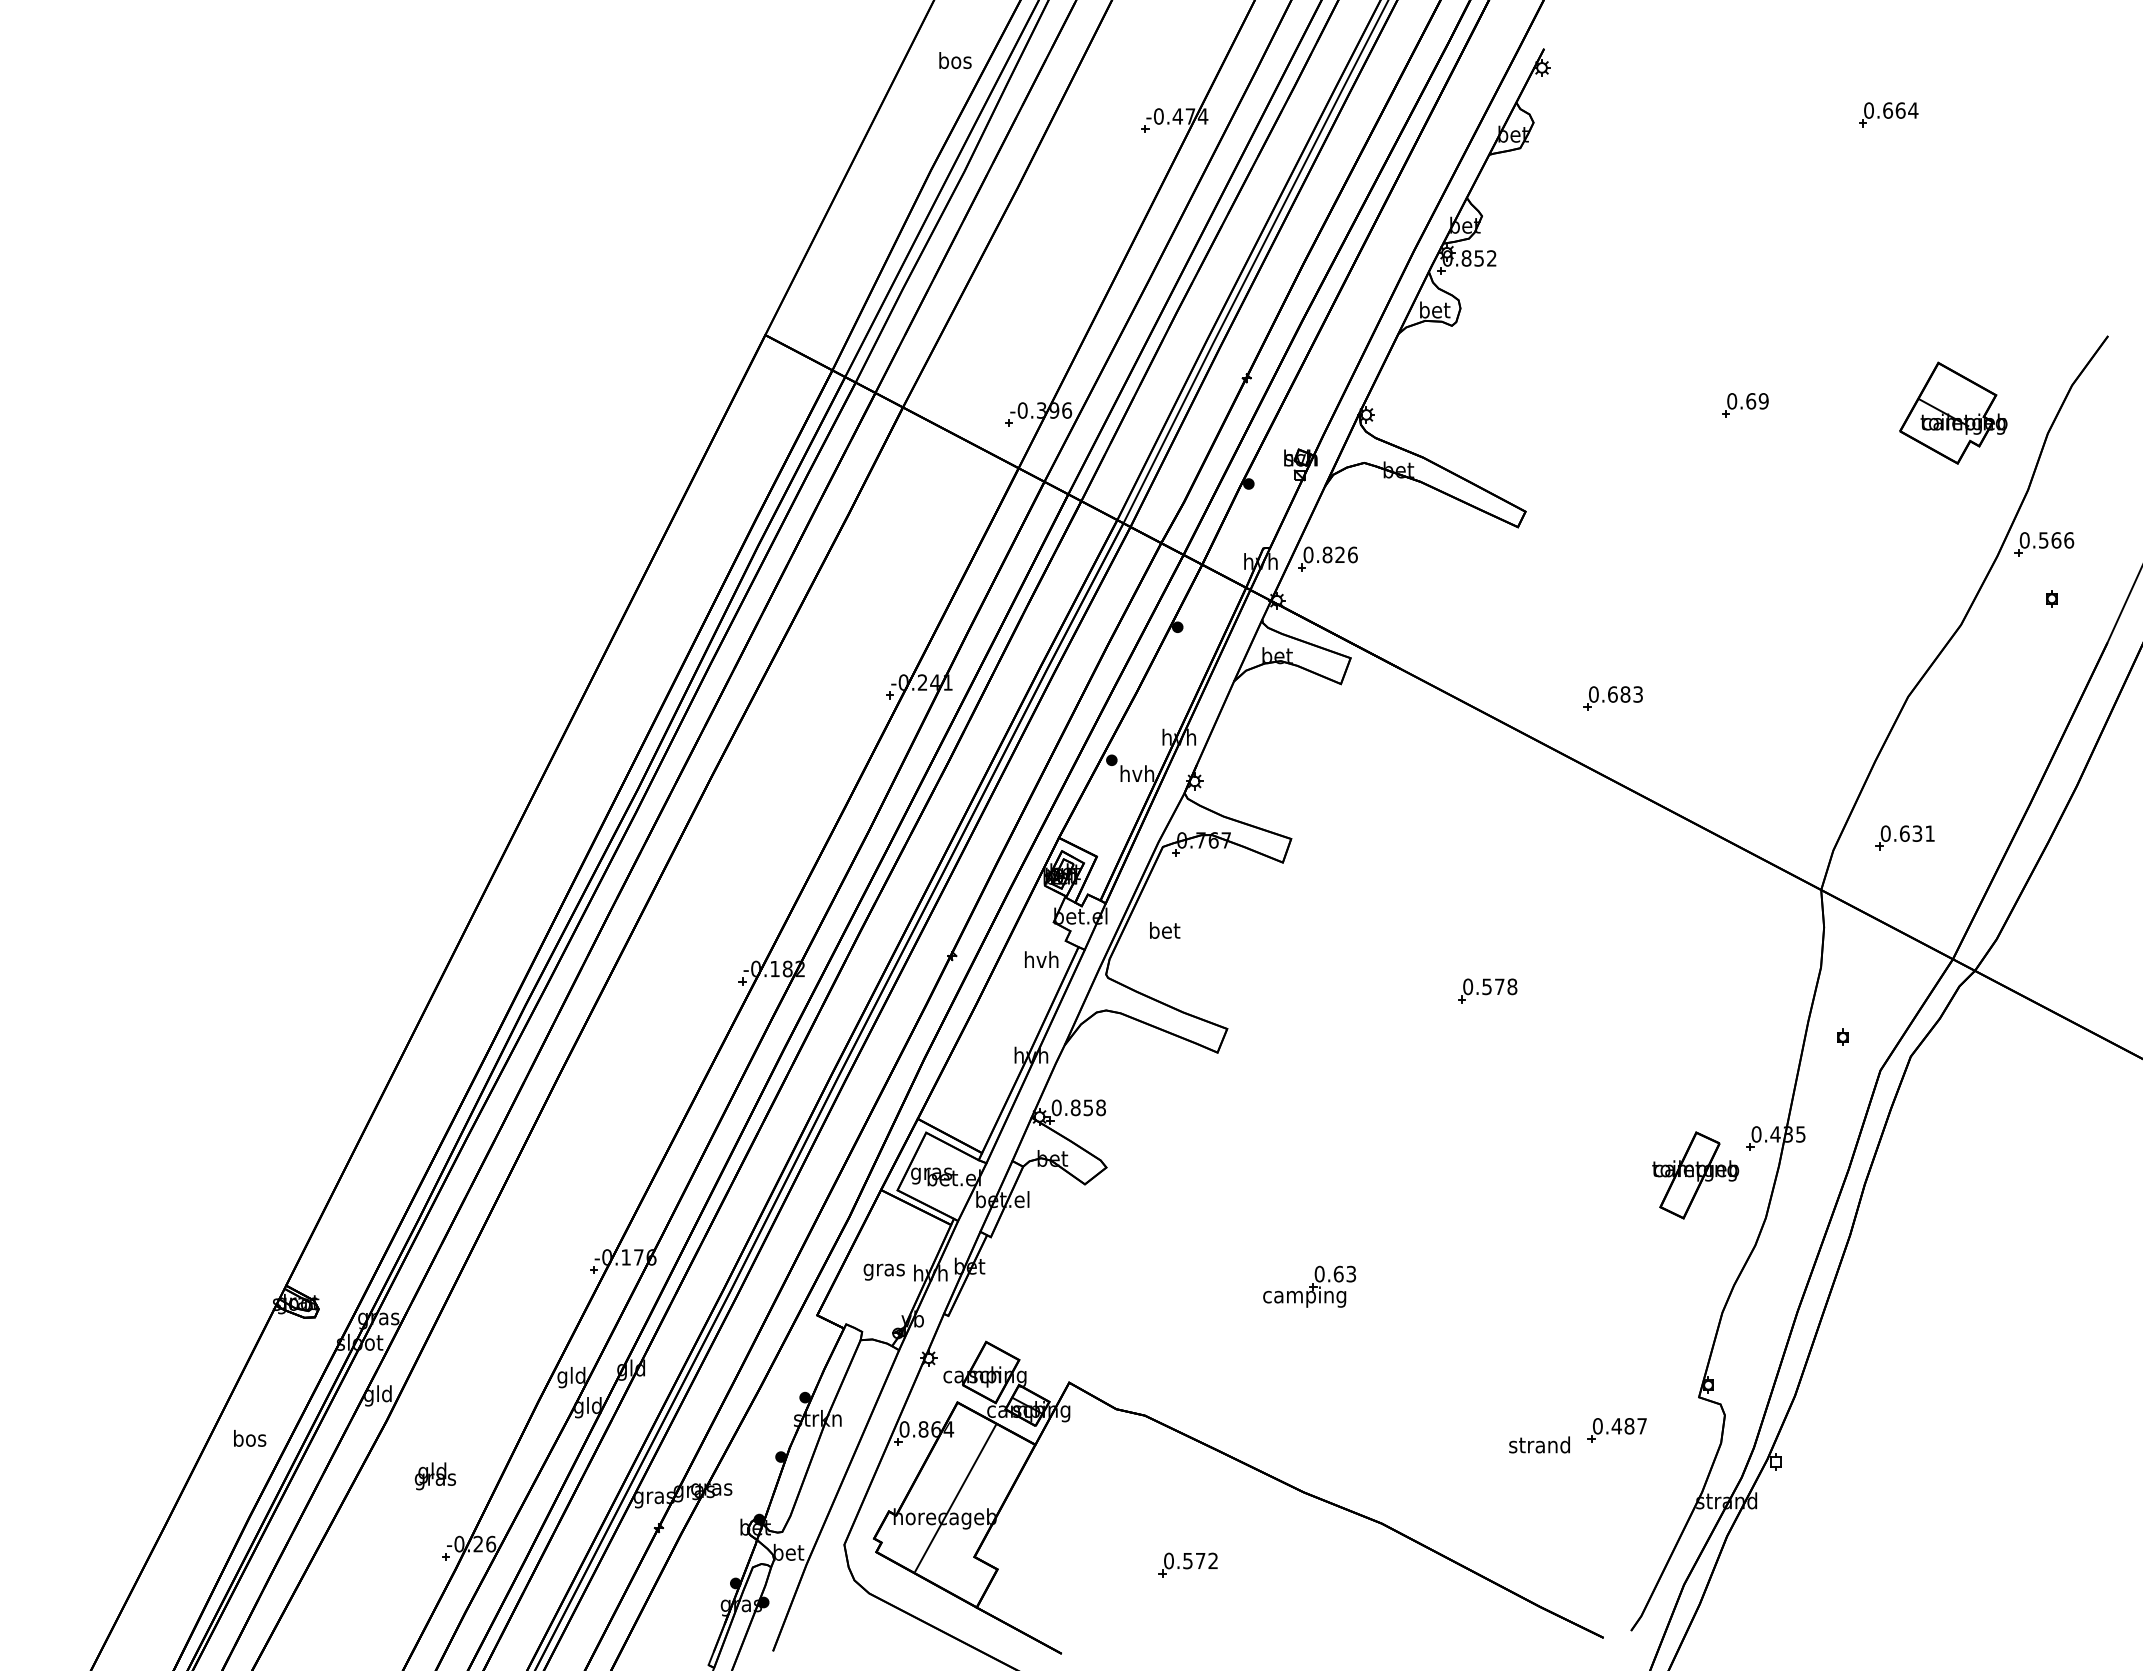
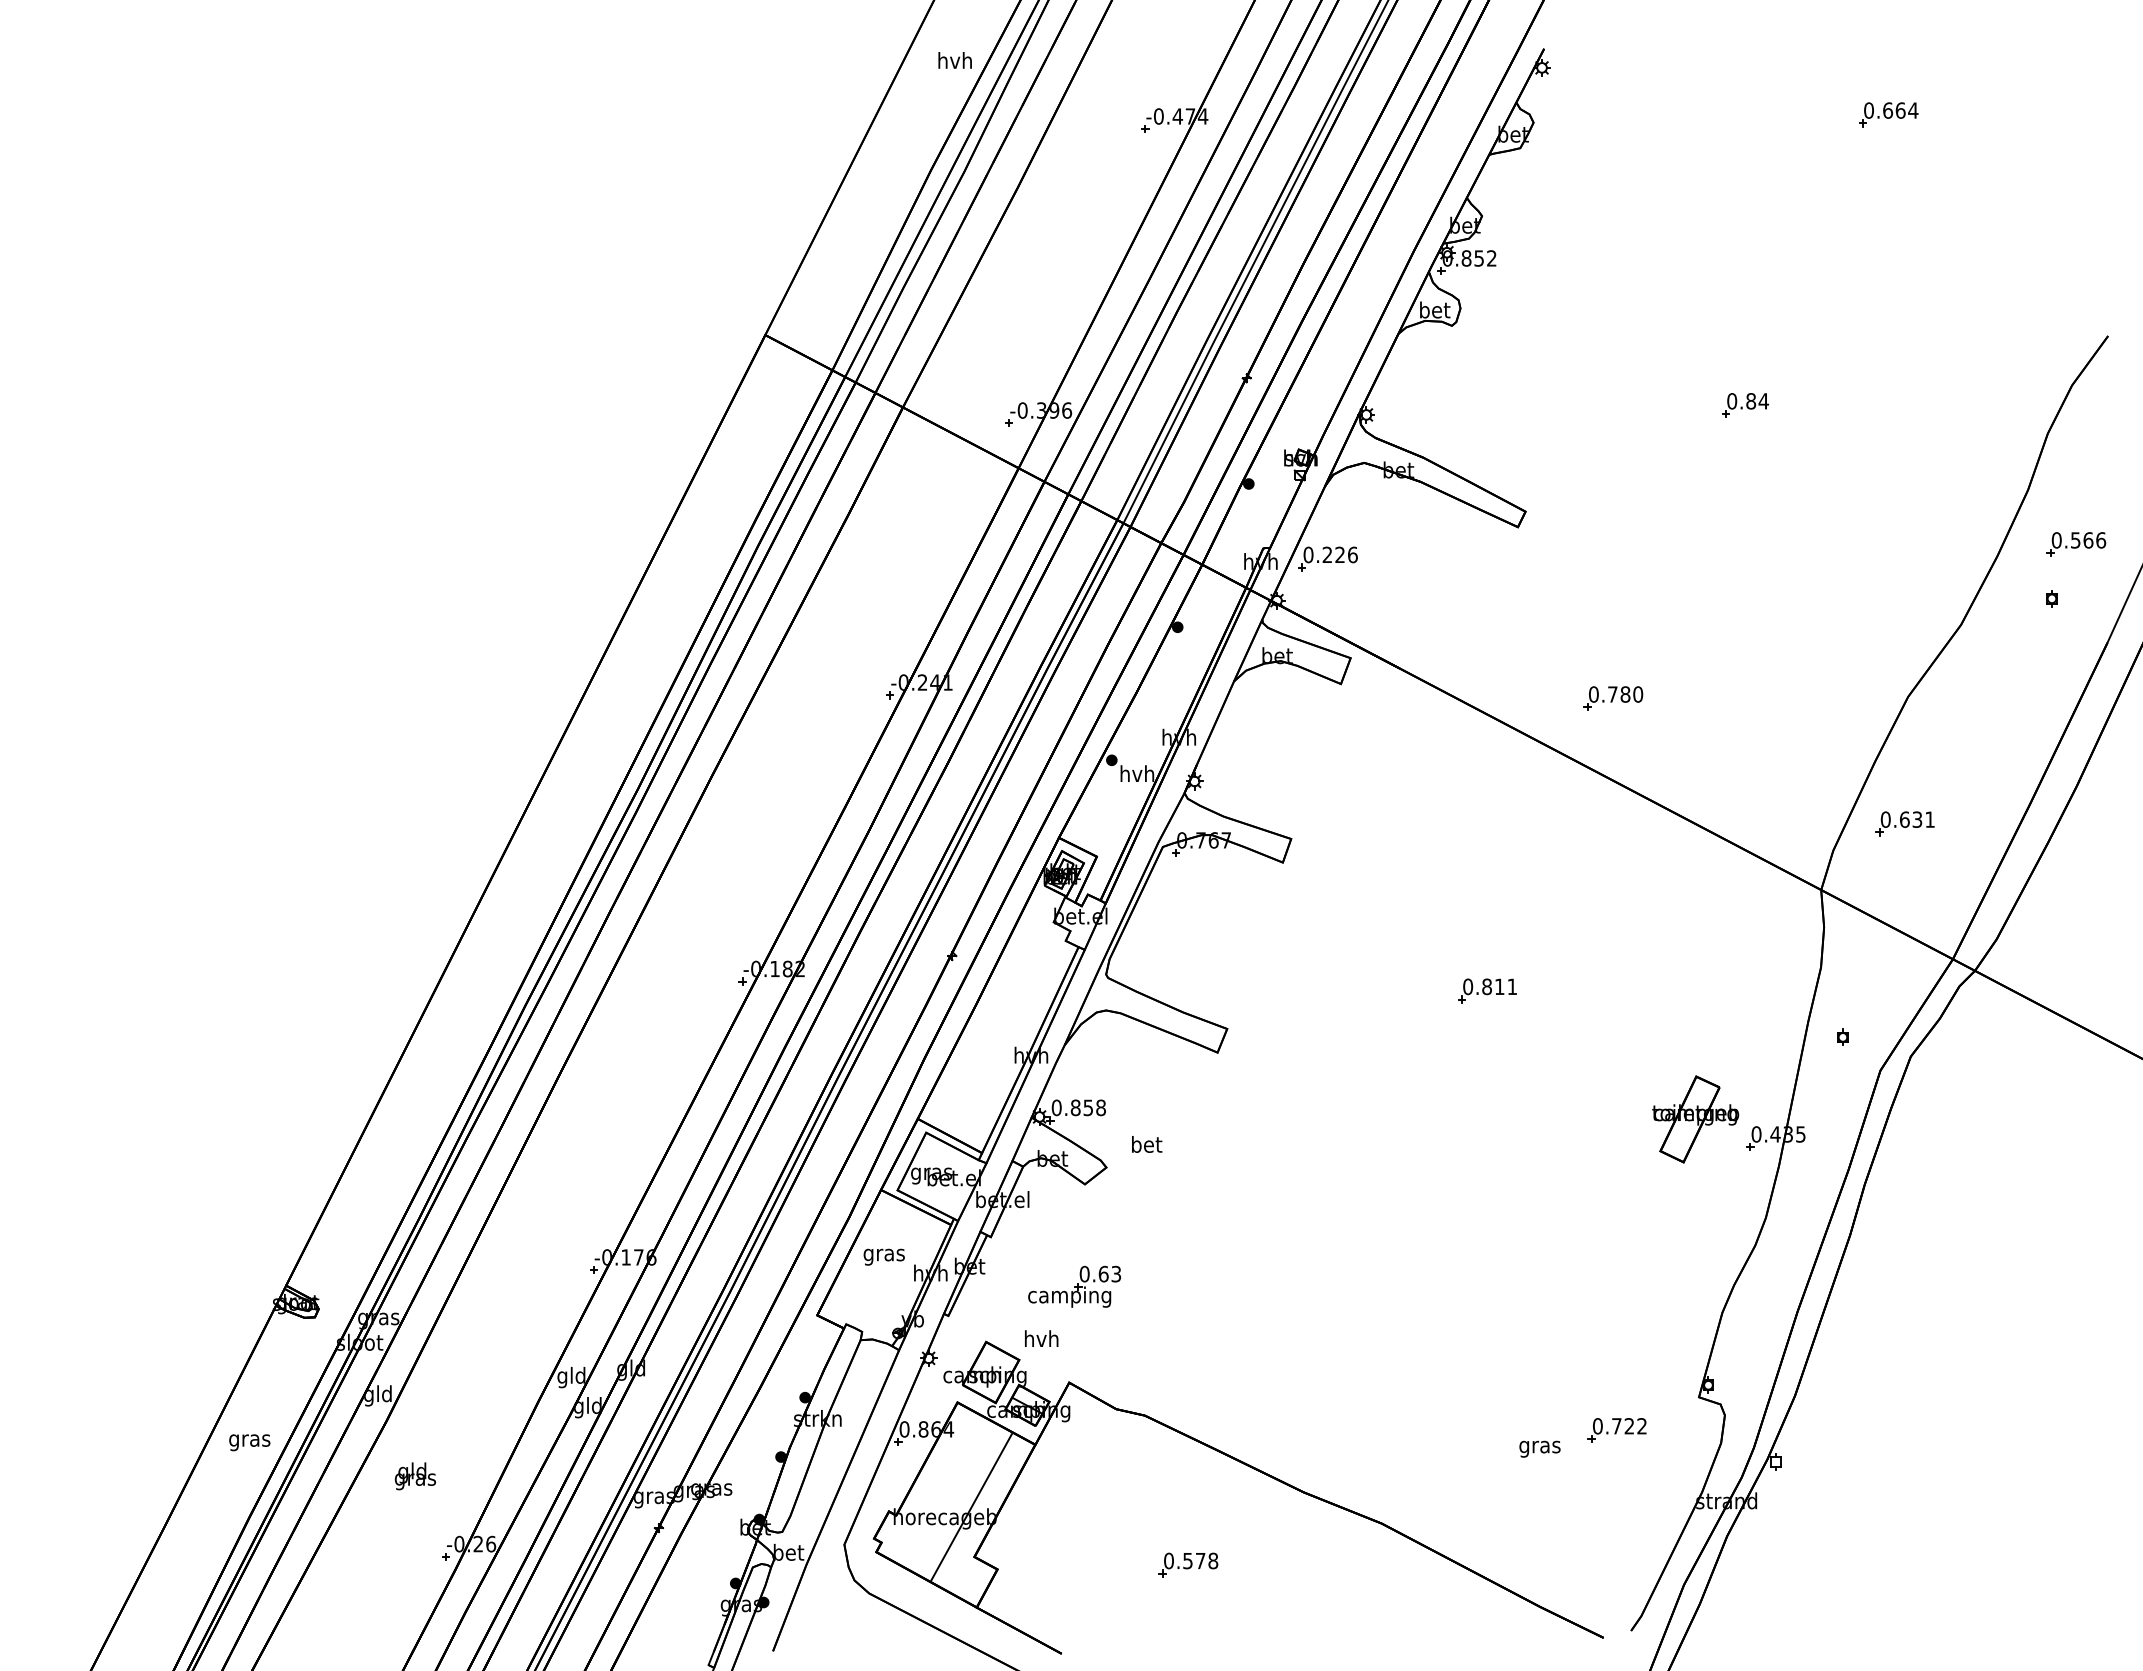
text: bos -> hvh (954, 60)
text: 0.69 -> 0.84 (1757, 401)
part: present -> none (1953, 412)
part position: (2044, 544) -> (2076, 544) (2076, 544)
text: 0.826 -> 0.226 (1327, 554)
text: 0.683 -> 0.780 (1625, 694)
part position: (1904, 837) -> (1904, 823) (1904, 823)
text position: (1165, 930) -> (1147, 1144) (1147, 1144)
text position: (1041, 959) -> (1041, 1338) (1041, 1338)
text: 0.578 -> 0.811 (1499, 986)
part position: (1695, 1175) -> (1695, 1119) (1695, 1119)
text position: (883, 1271) -> (883, 1256) (883, 1256)
part position: (1309, 1286) -> (1074, 1286) (1074, 1286)
text: 0.487 -> 0.722 (1628, 1426)
text: bos -> gras (249, 1440)
text: strand -> gras (1539, 1446)
text position: (434, 1476) -> (414, 1476) (414, 1476)
line position: (955, 1498) -> (971, 1507) (971, 1507)
text: 0.572 -> 0.578 (1213, 1560)
